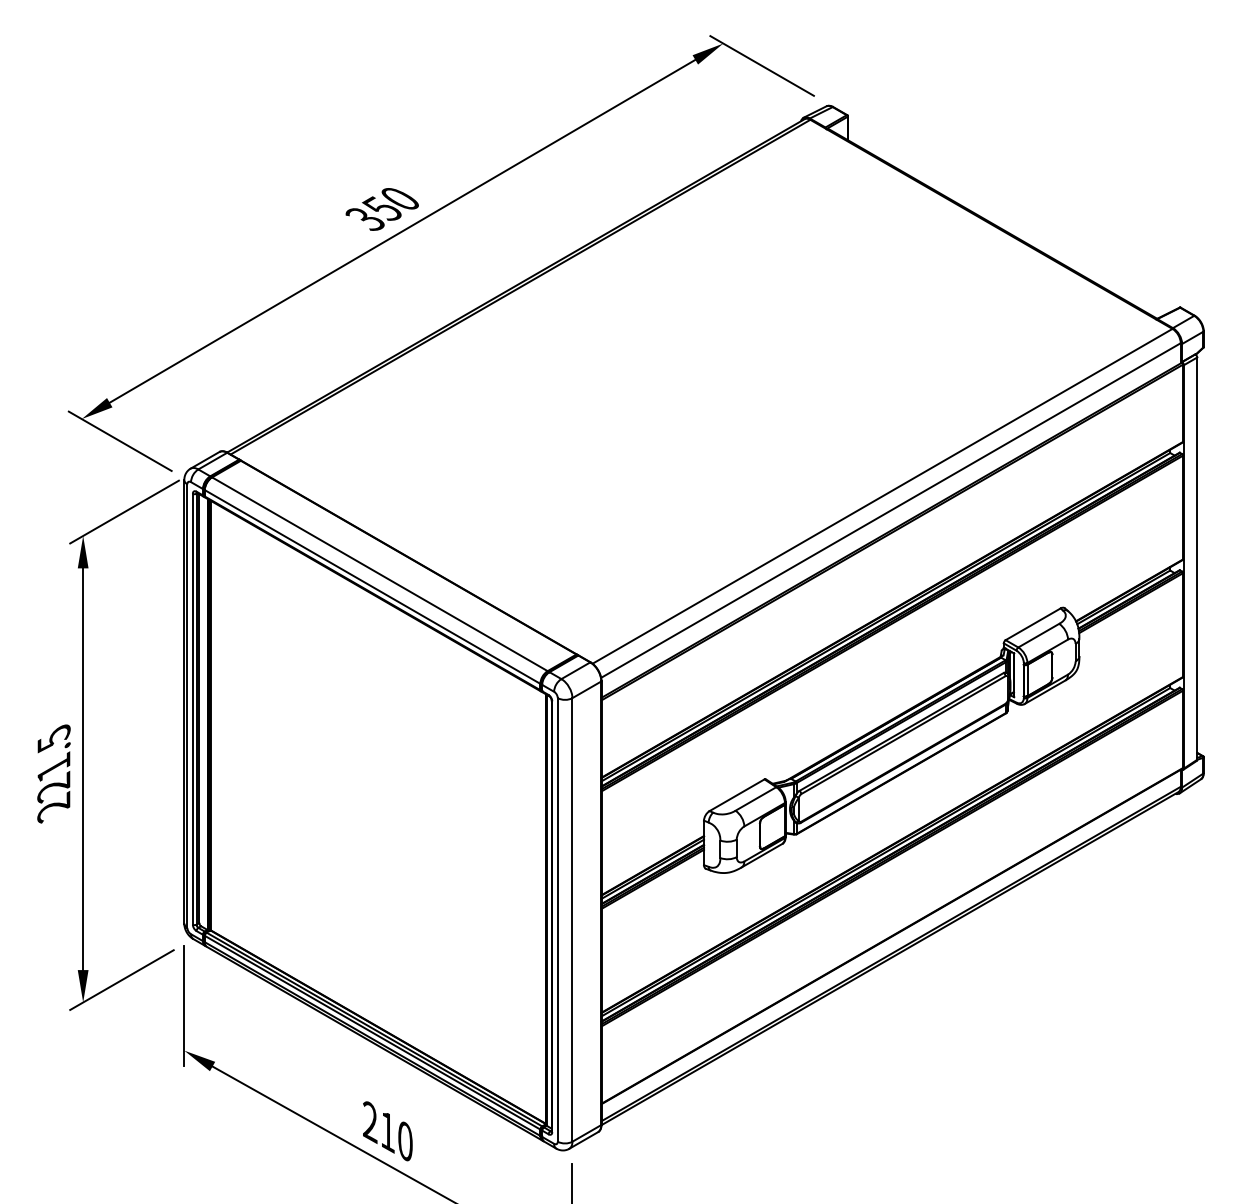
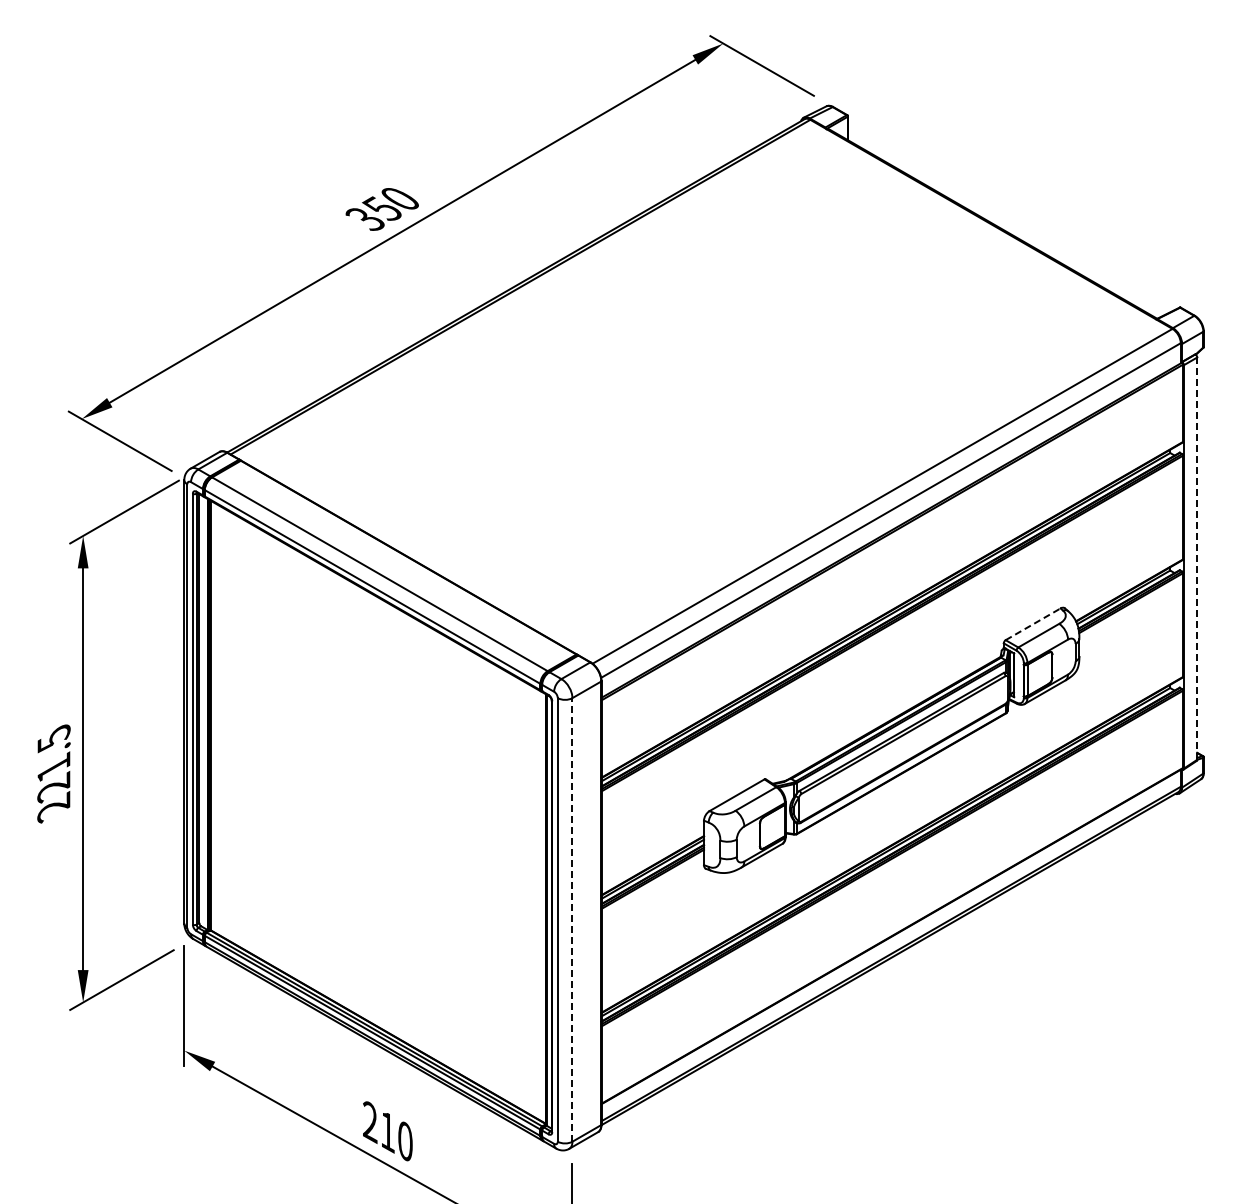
line: solid -> dashed (1197, 558)
line: solid -> dashed (1033, 624)
line: solid -> dashed (572, 919)
